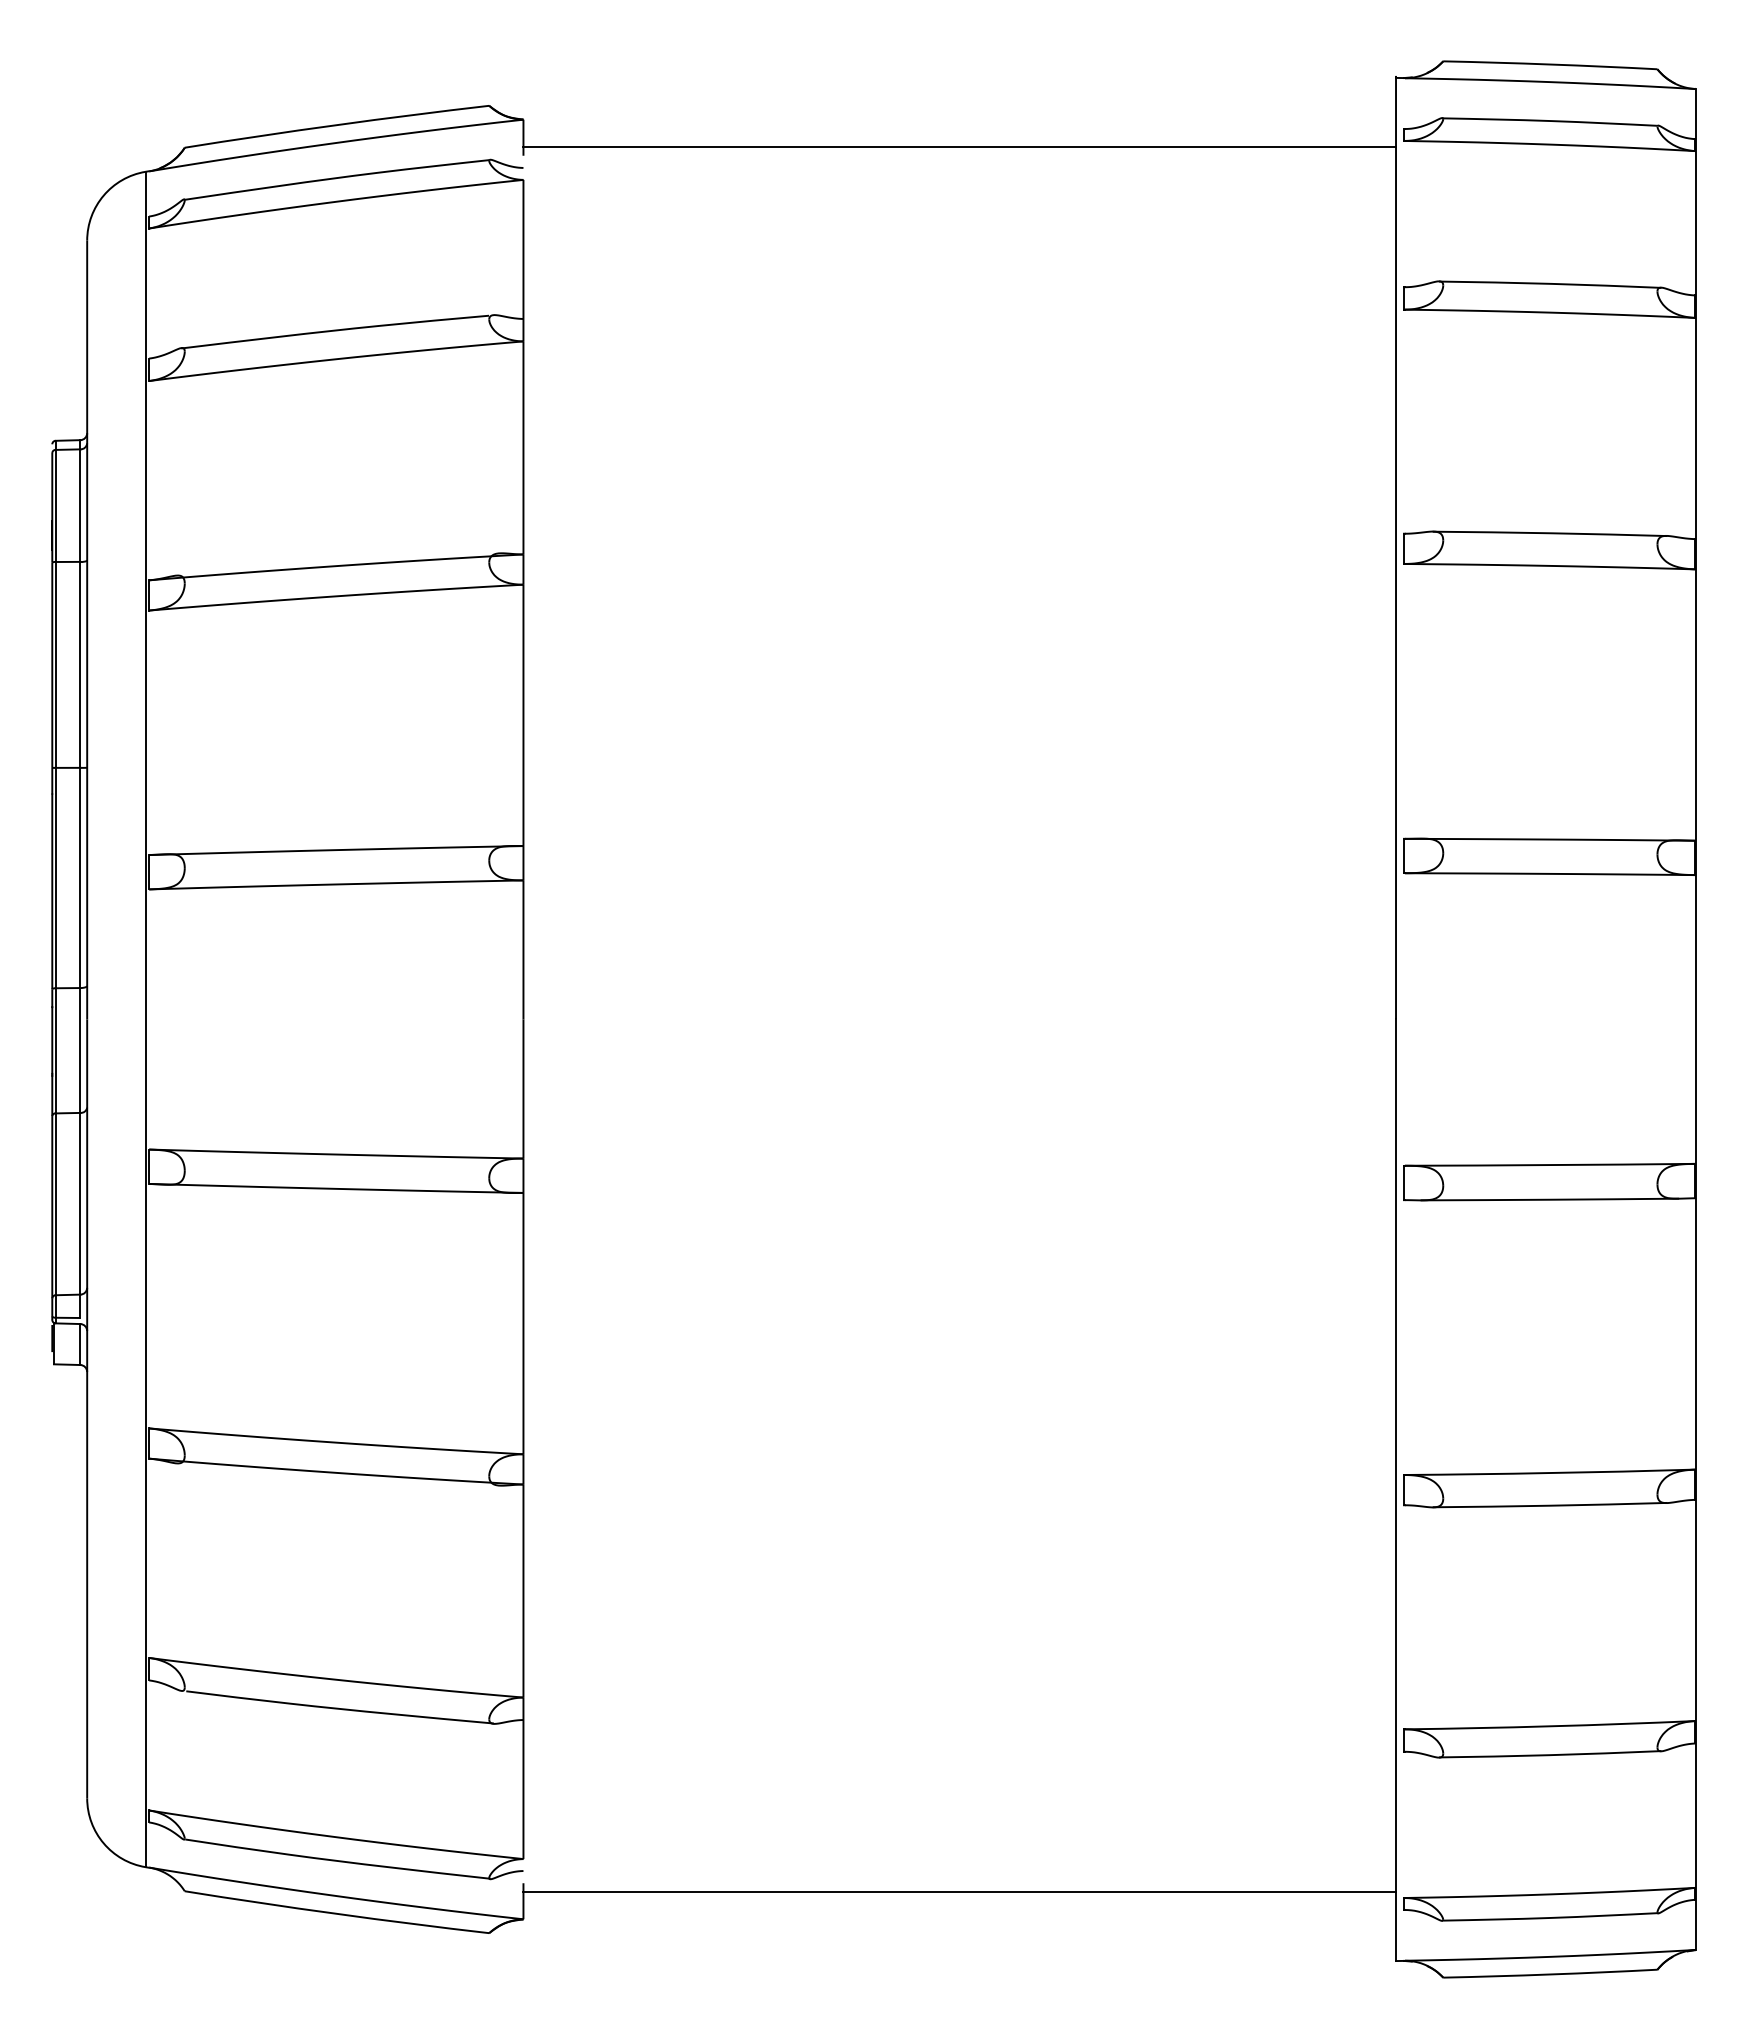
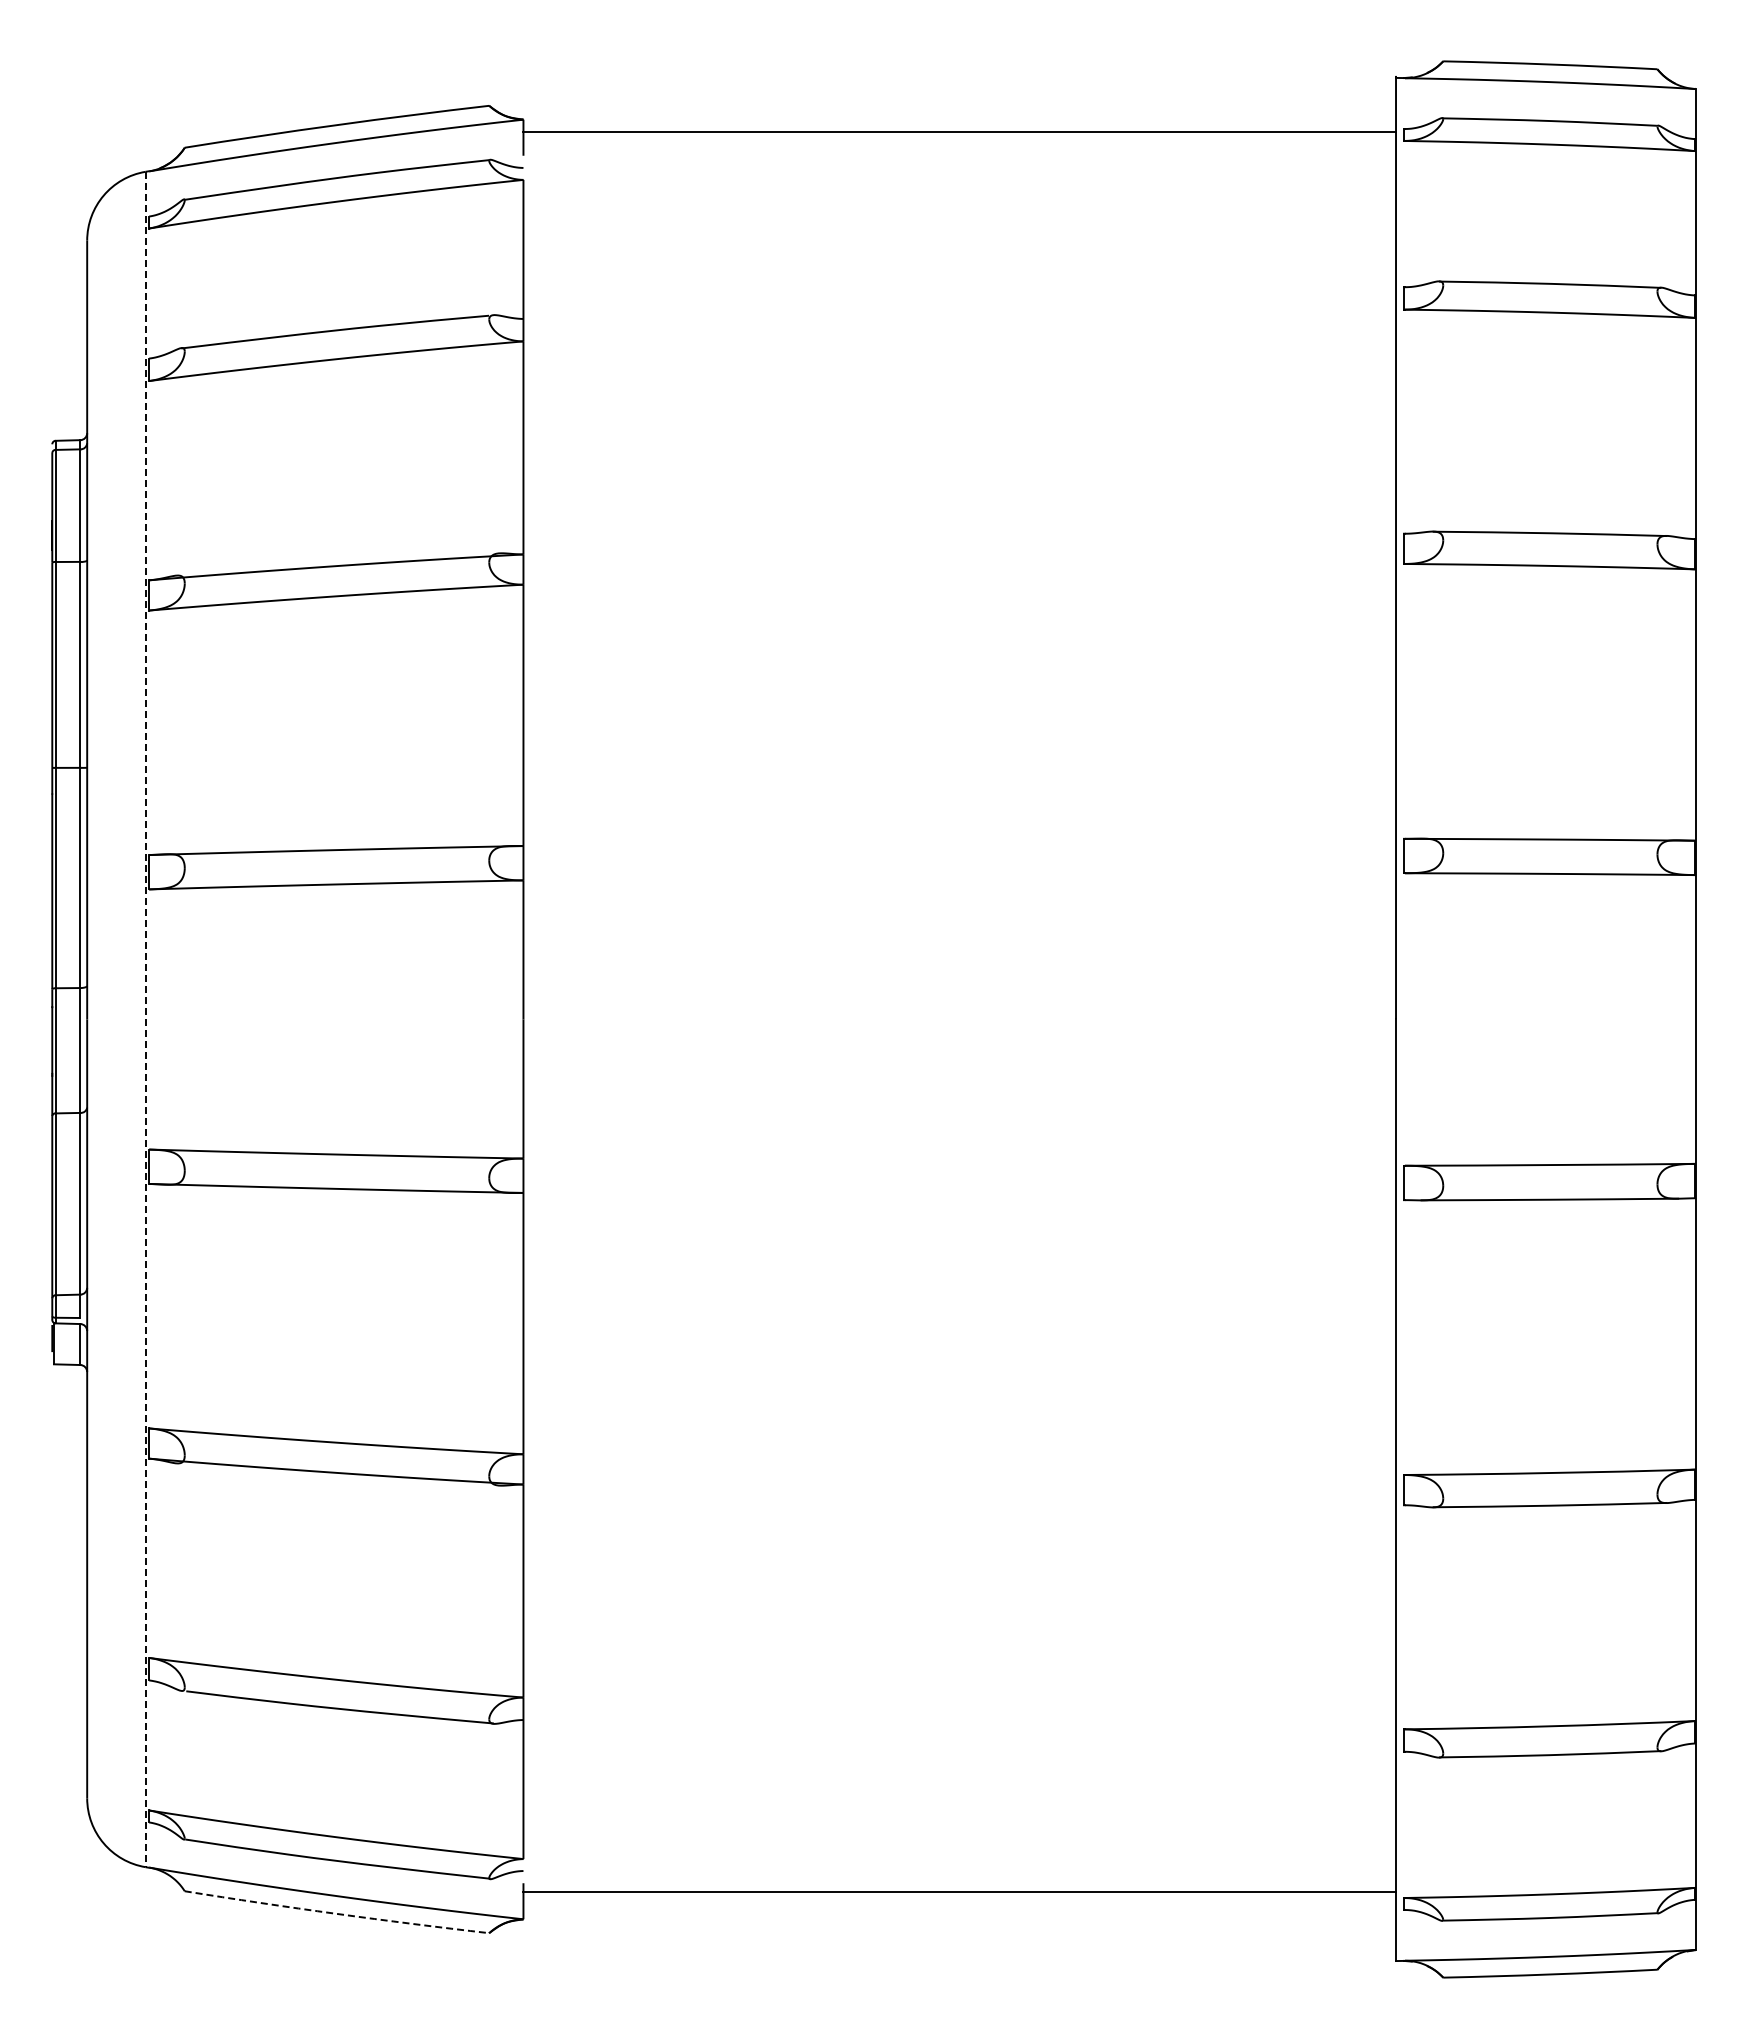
line position: (959, 146) -> (959, 131) (959, 131)
line: solid -> dashed (145, 1019)
arc: solid -> dashed (336, 1913)
